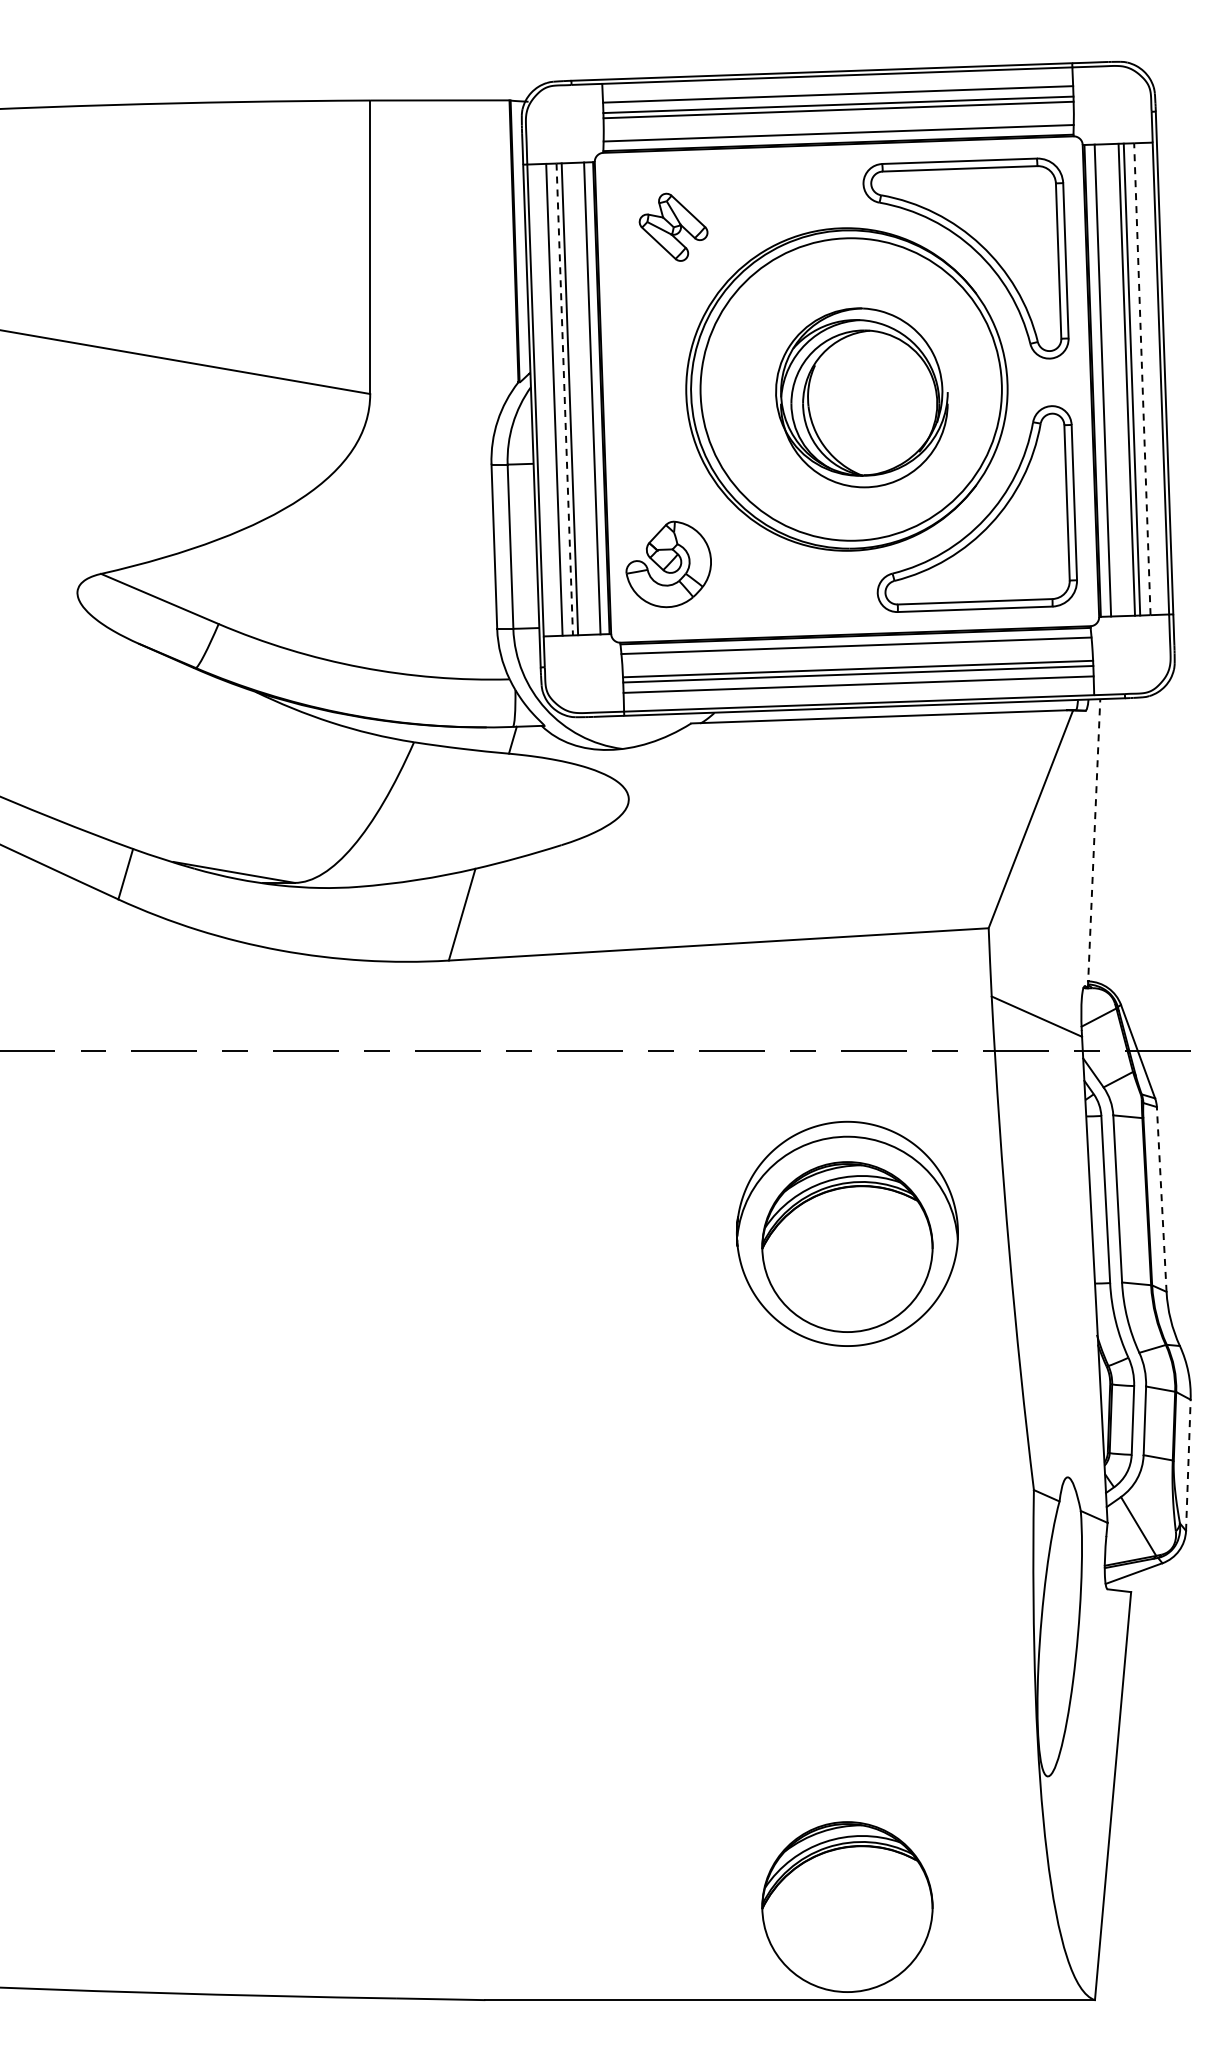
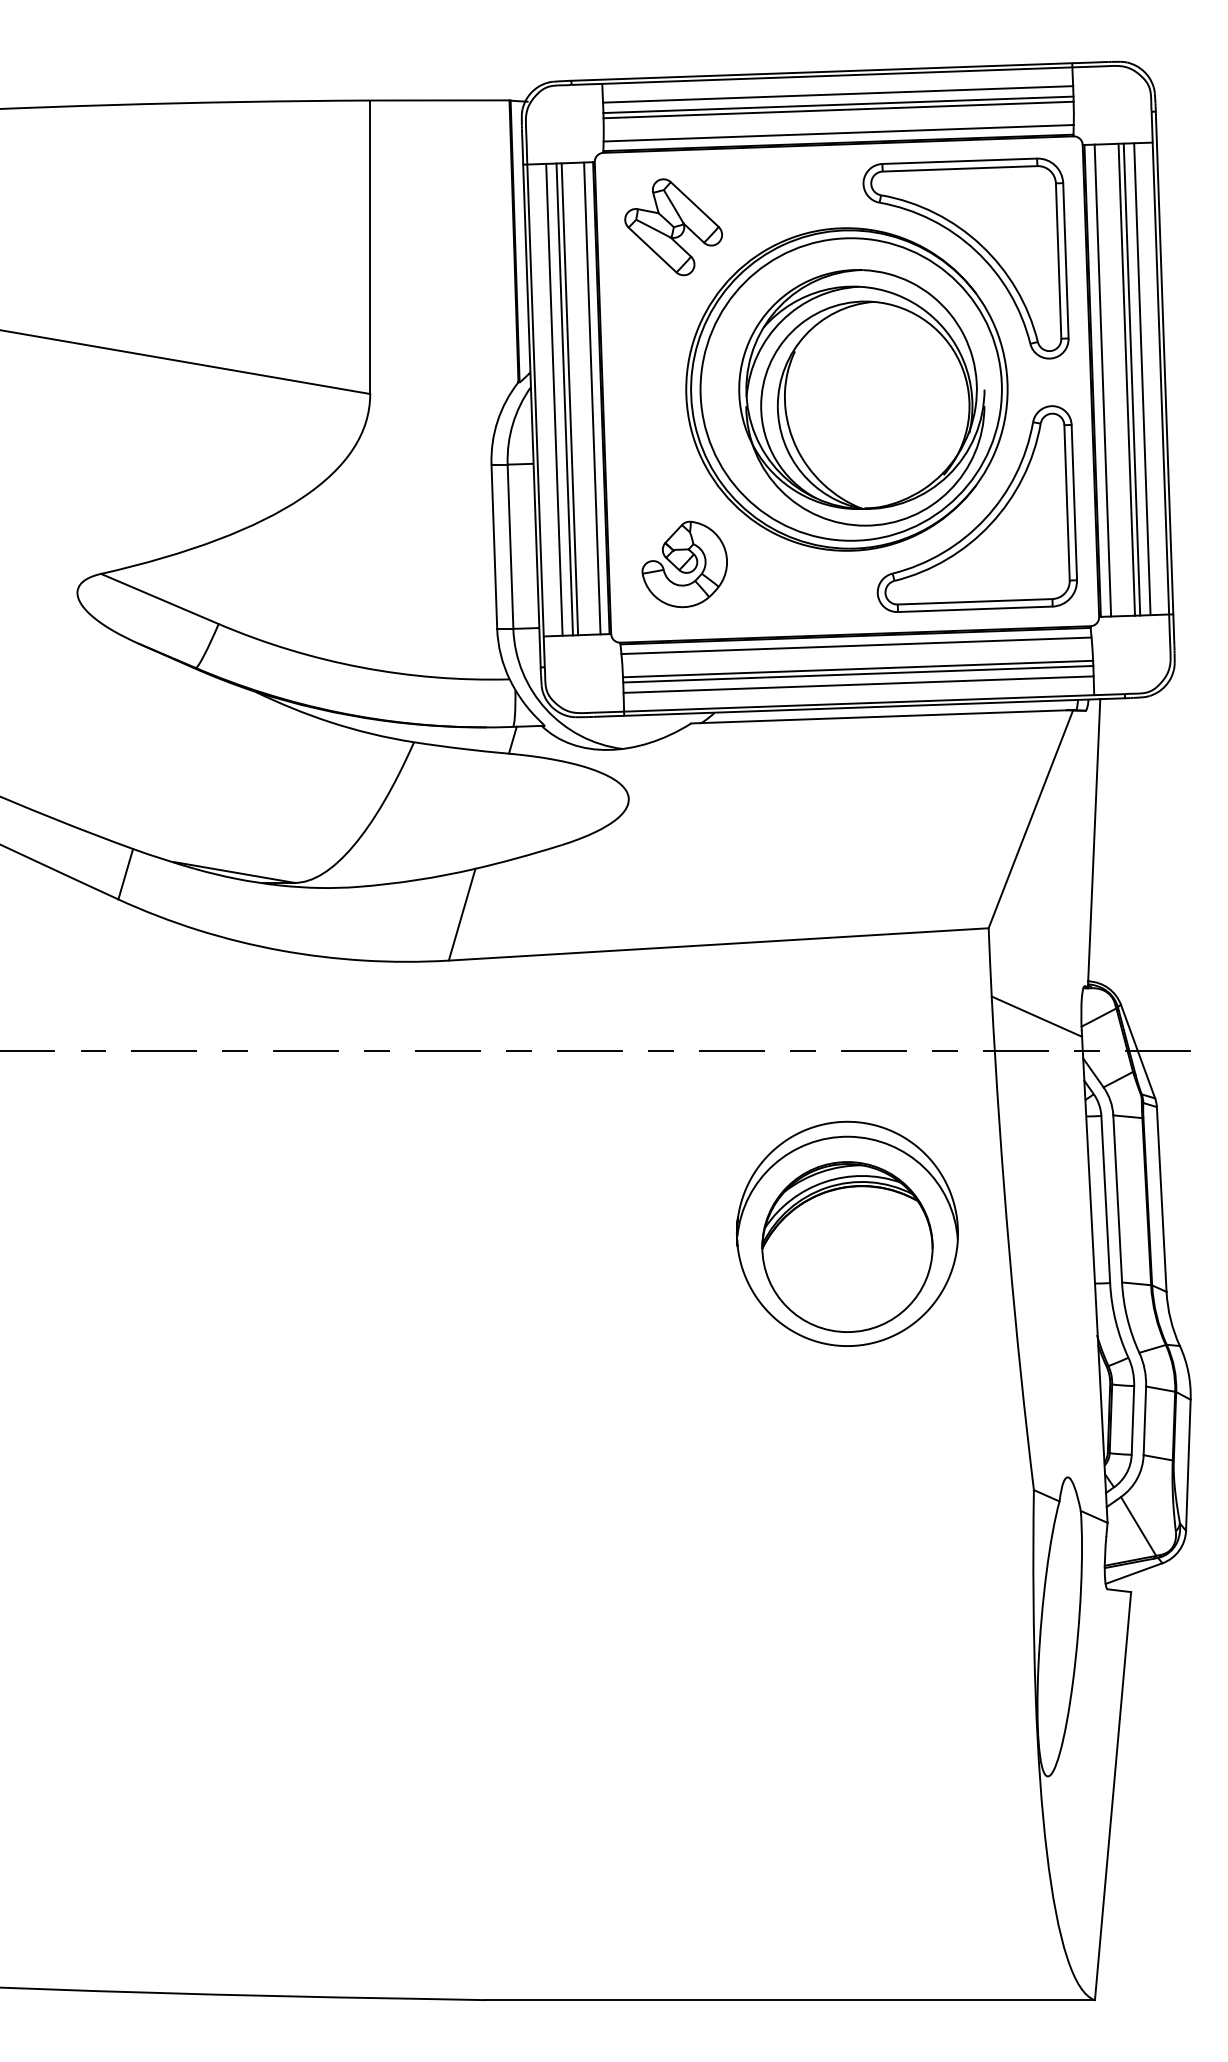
part size: 71x70 px -> 99x99 px (673, 227)
line: dashed -> solid (1142, 378)
part size: 174x182 px -> 248x258 px (861, 397)
line: dashed -> solid (564, 399)
part position: (668, 564) -> (684, 564) (684, 564)
line: dashed -> solid (1094, 842)
line: dashed -> solid (1161, 1199)
line: dashed -> solid (1188, 1465)
part: present -> none (847, 1906)
